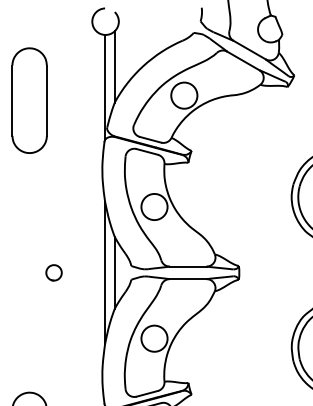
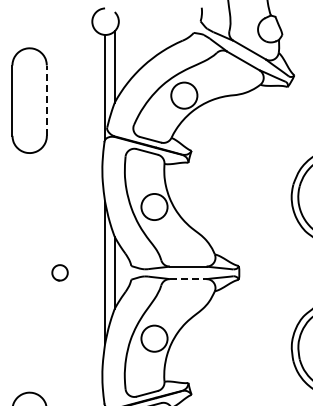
line: solid -> dashed (46, 100)
part position: (53, 272) -> (59, 272) (59, 272)
line: solid -> dashed (188, 279)
